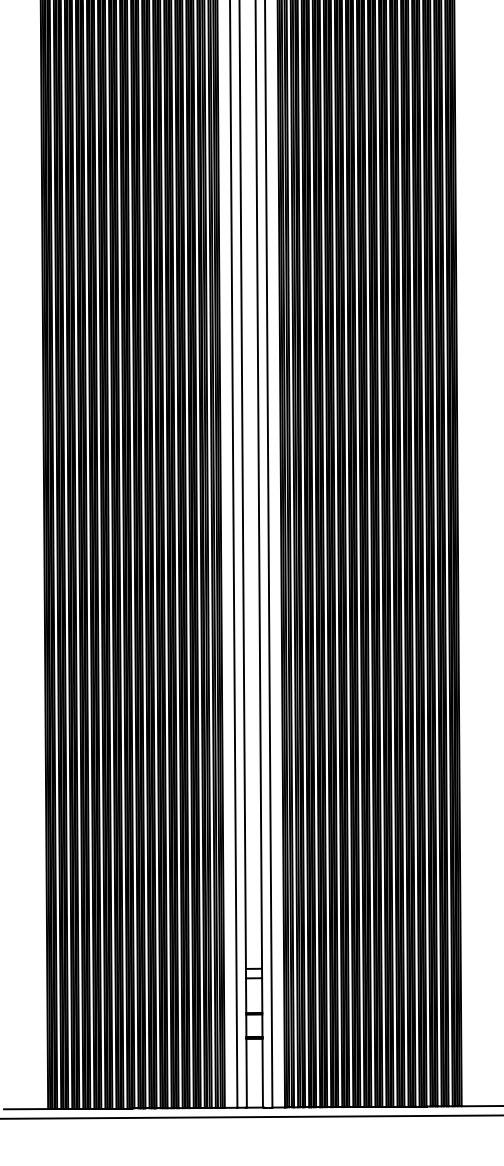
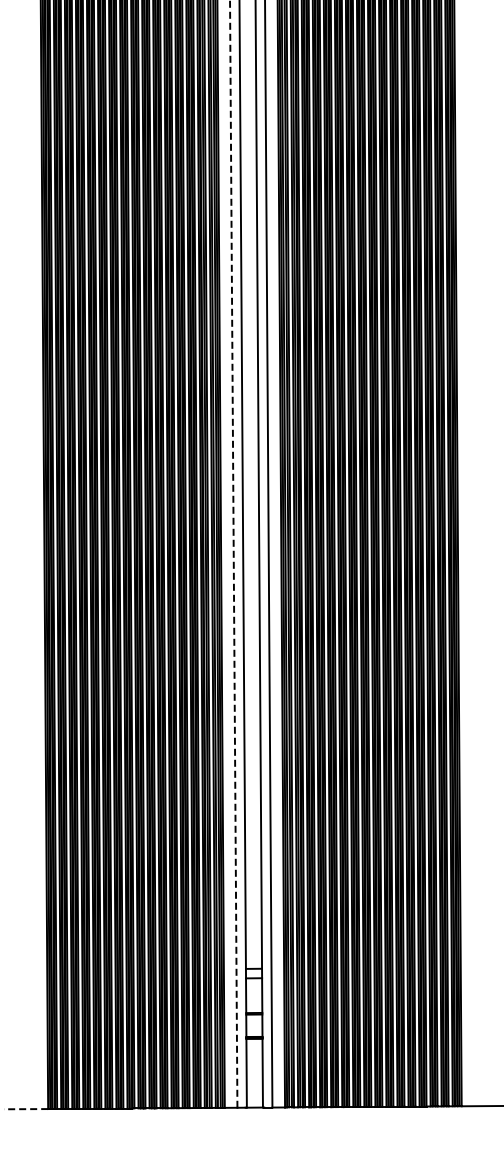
line: solid -> dashed (233, 553)
line: solid -> dashed (25, 1109)
line: present -> none (251, 1116)
